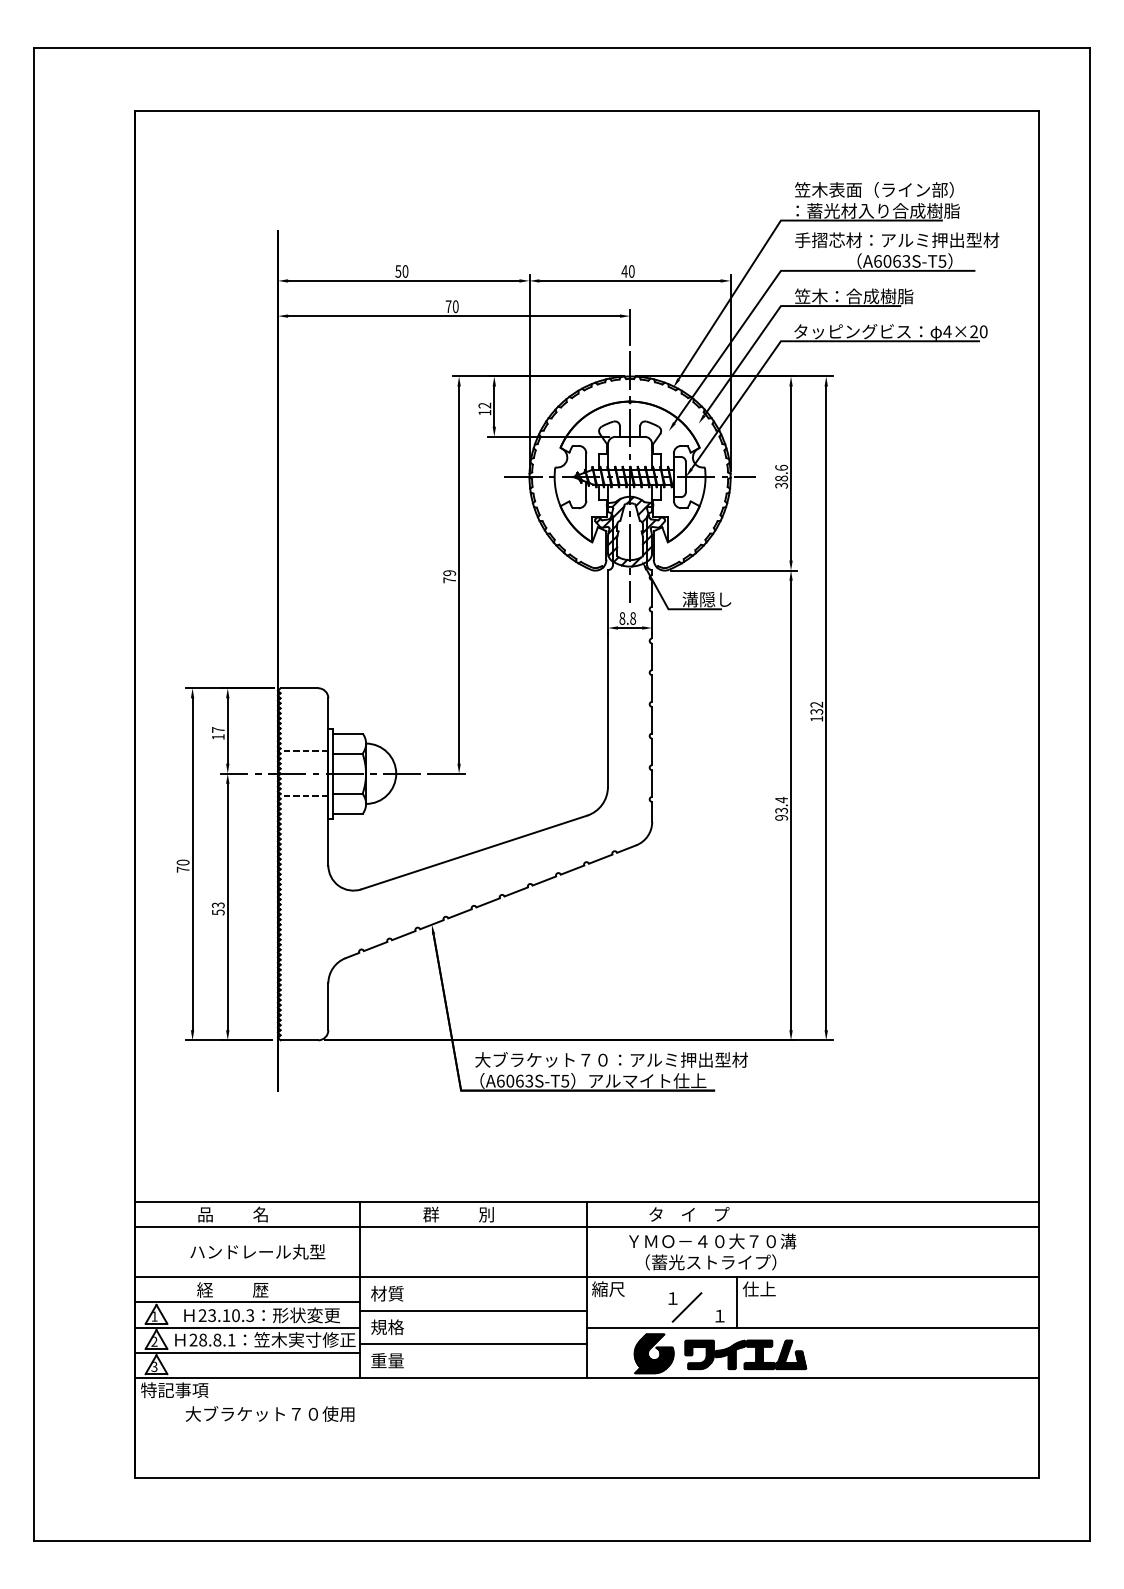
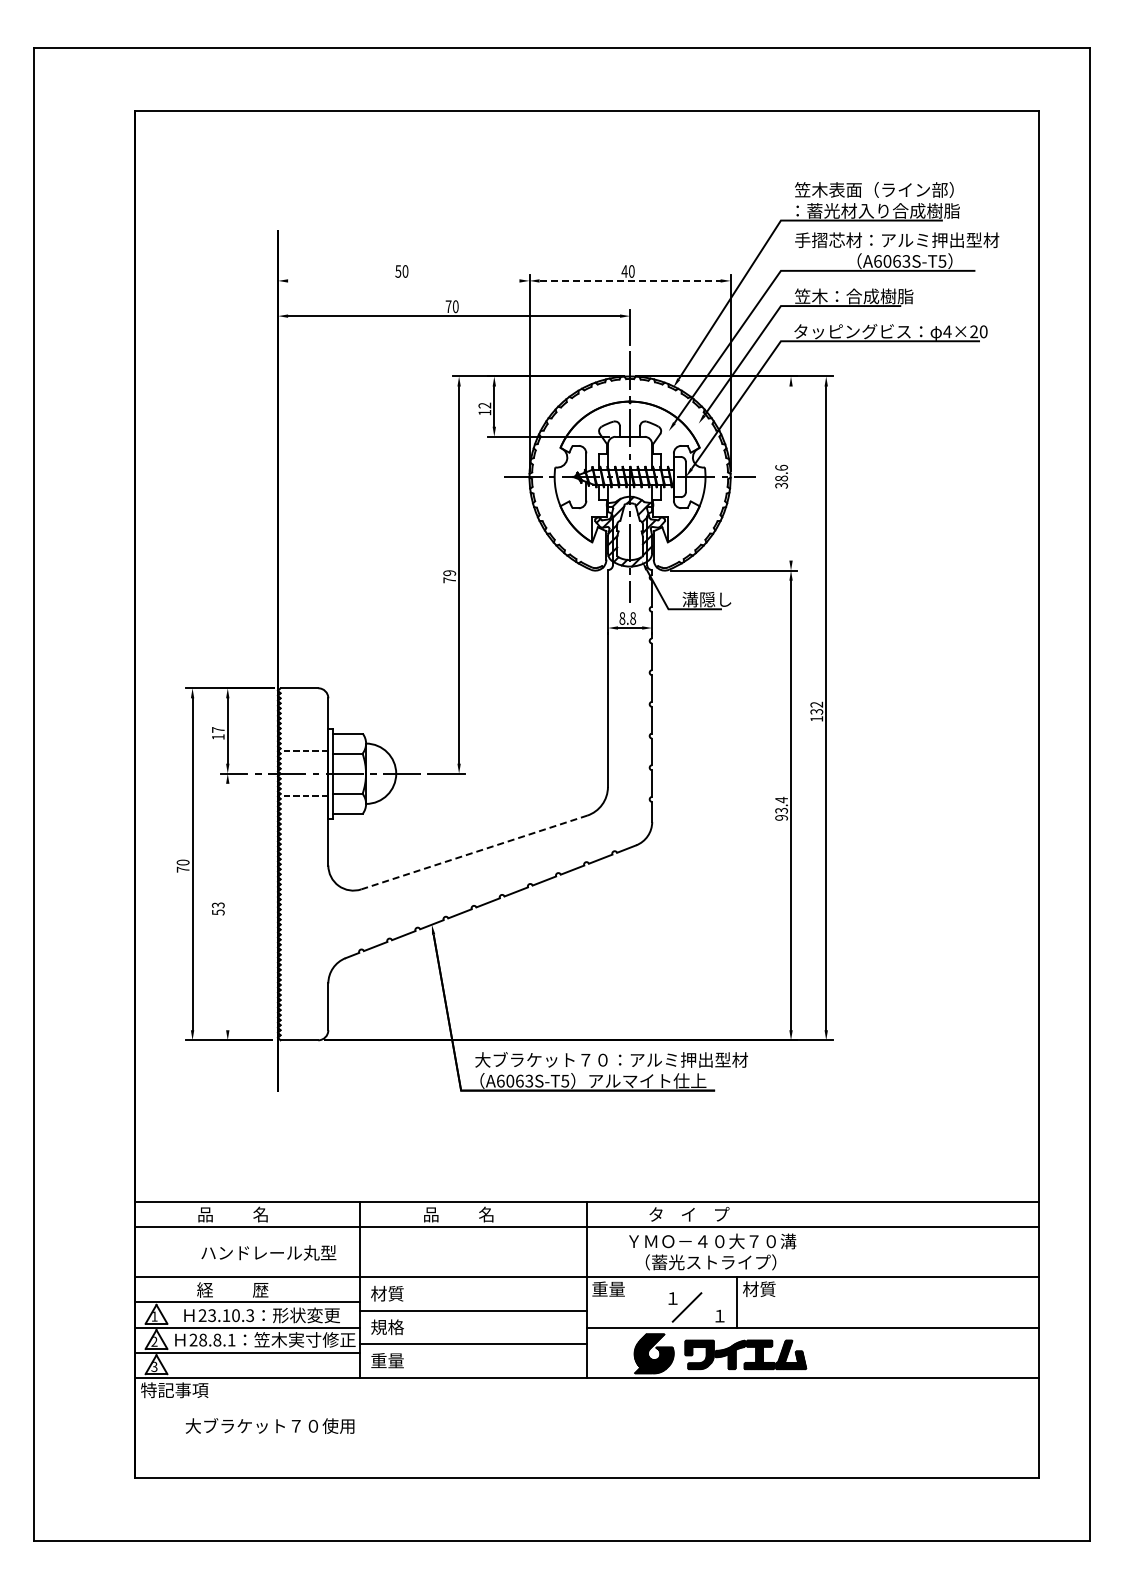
line: present -> none (403, 280)
line: solid -> dashed (630, 280)
line: present -> none (791, 473)
line: solid -> dashed (474, 852)
line: present -> none (227, 906)
text: 群          別 -> 品          名 (458, 1214)
text position: (257, 1251) -> (268, 1252) (268, 1252)
text: 縮尺 -> 重量 (608, 1289)
text: 仕上 -> 材質 (758, 1289)
text position: (270, 1413) -> (270, 1425) (270, 1425)
